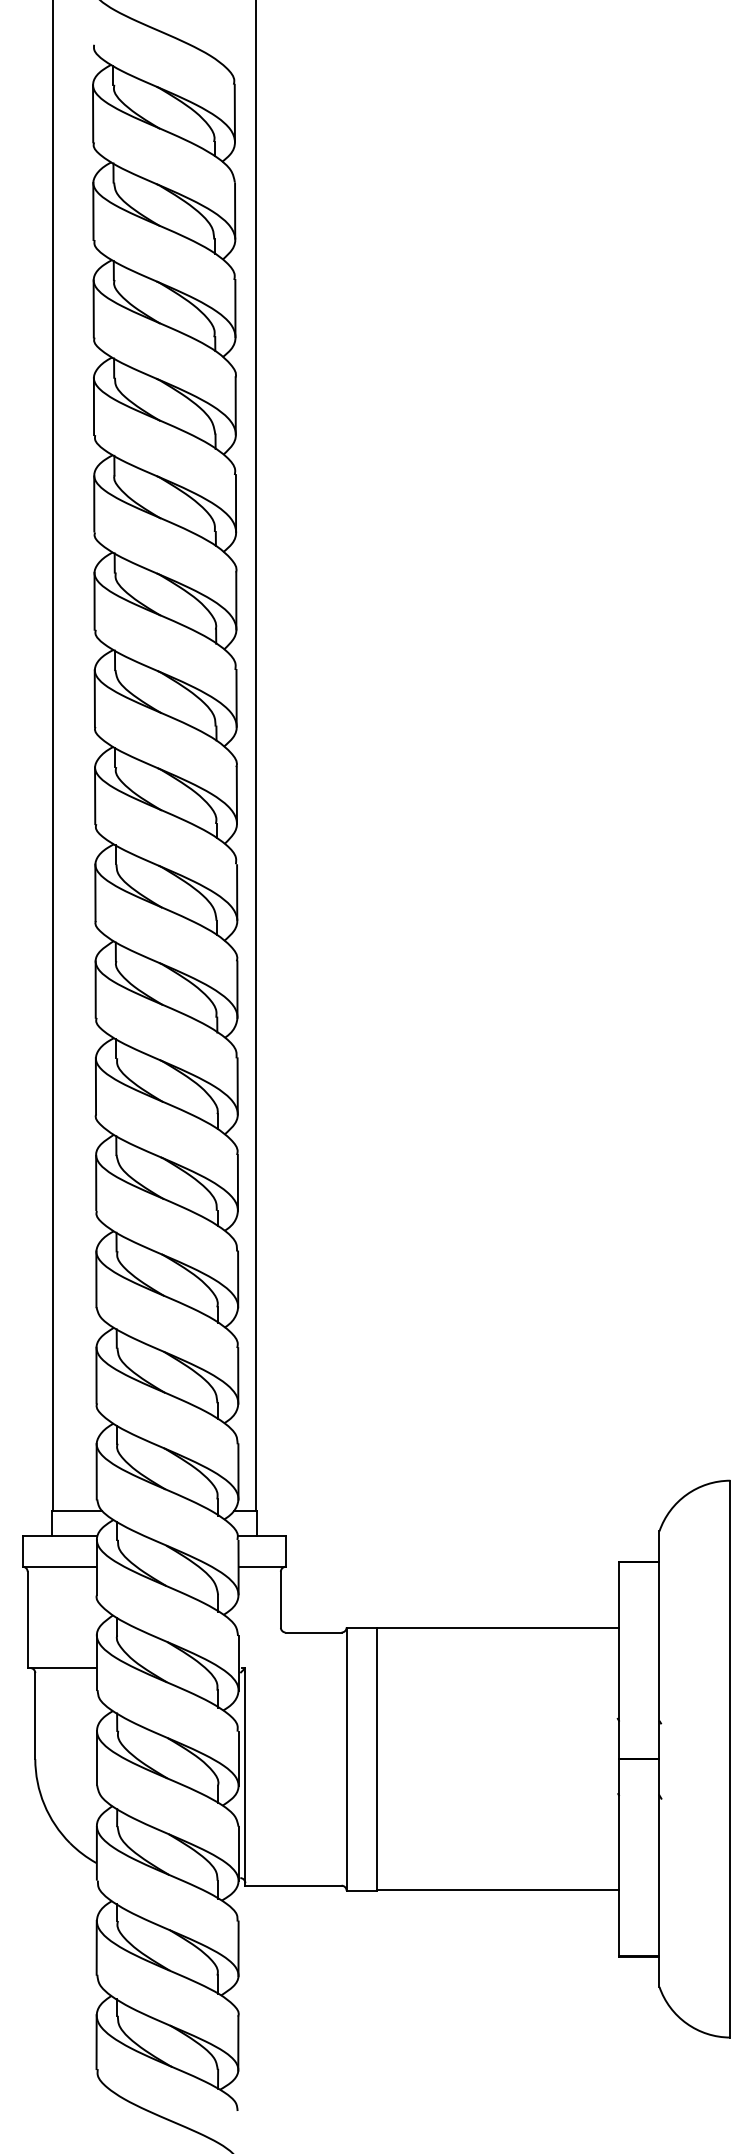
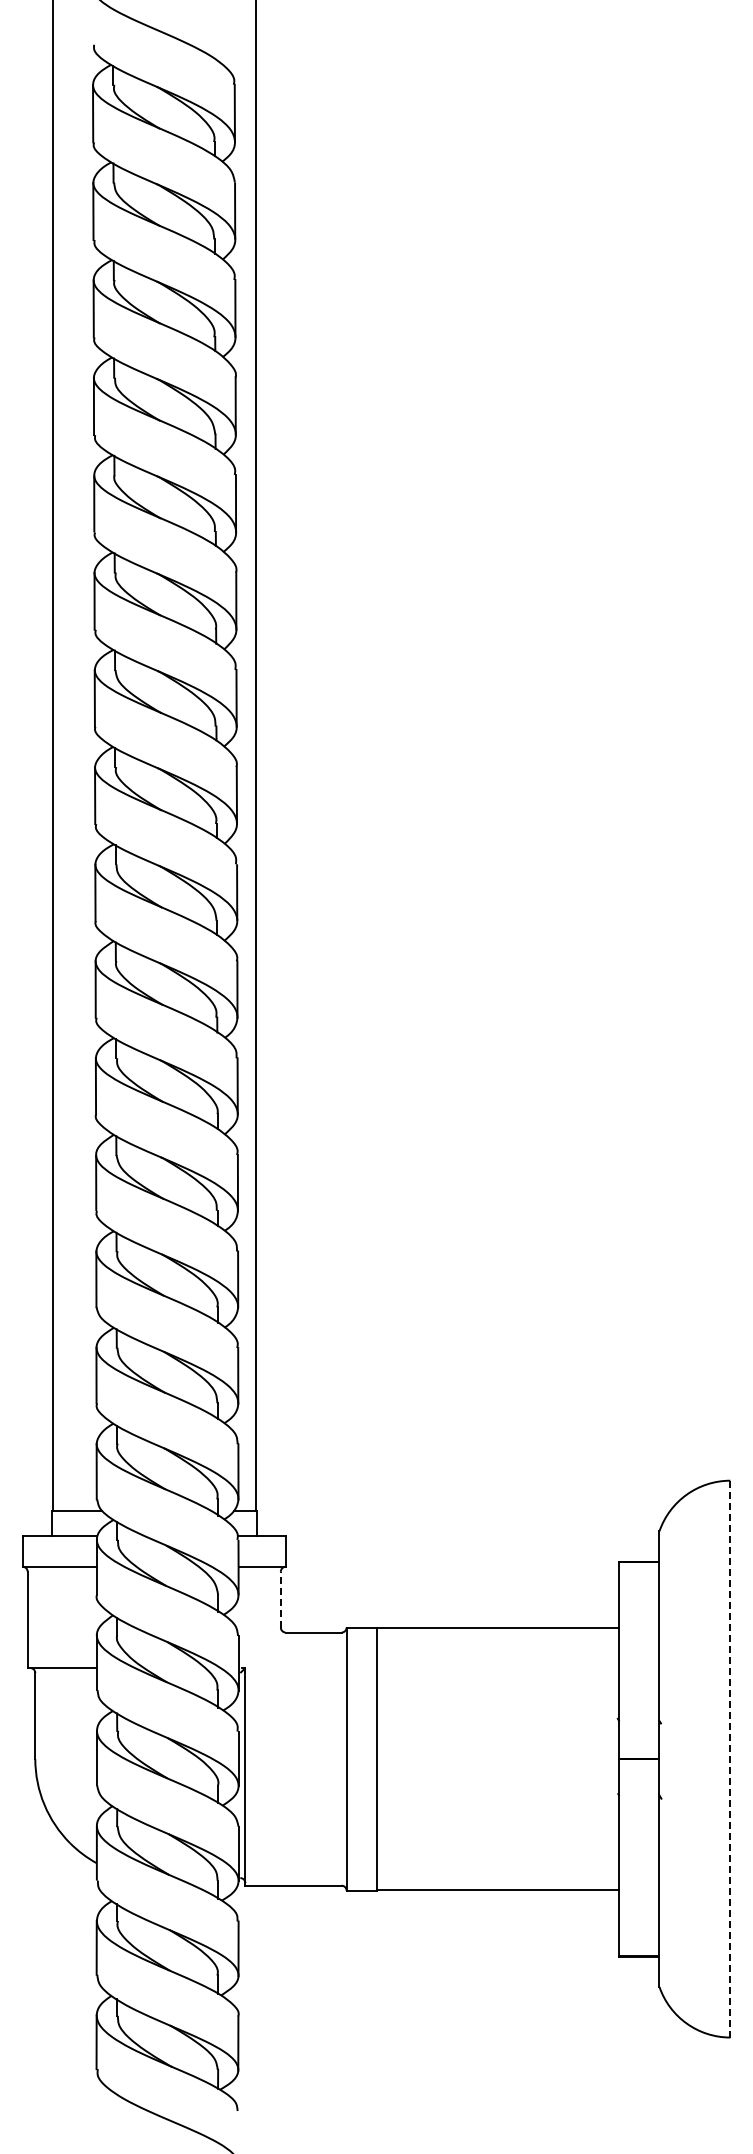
line: solid -> dashed (280, 1599)
line: solid -> dashed (730, 1759)
